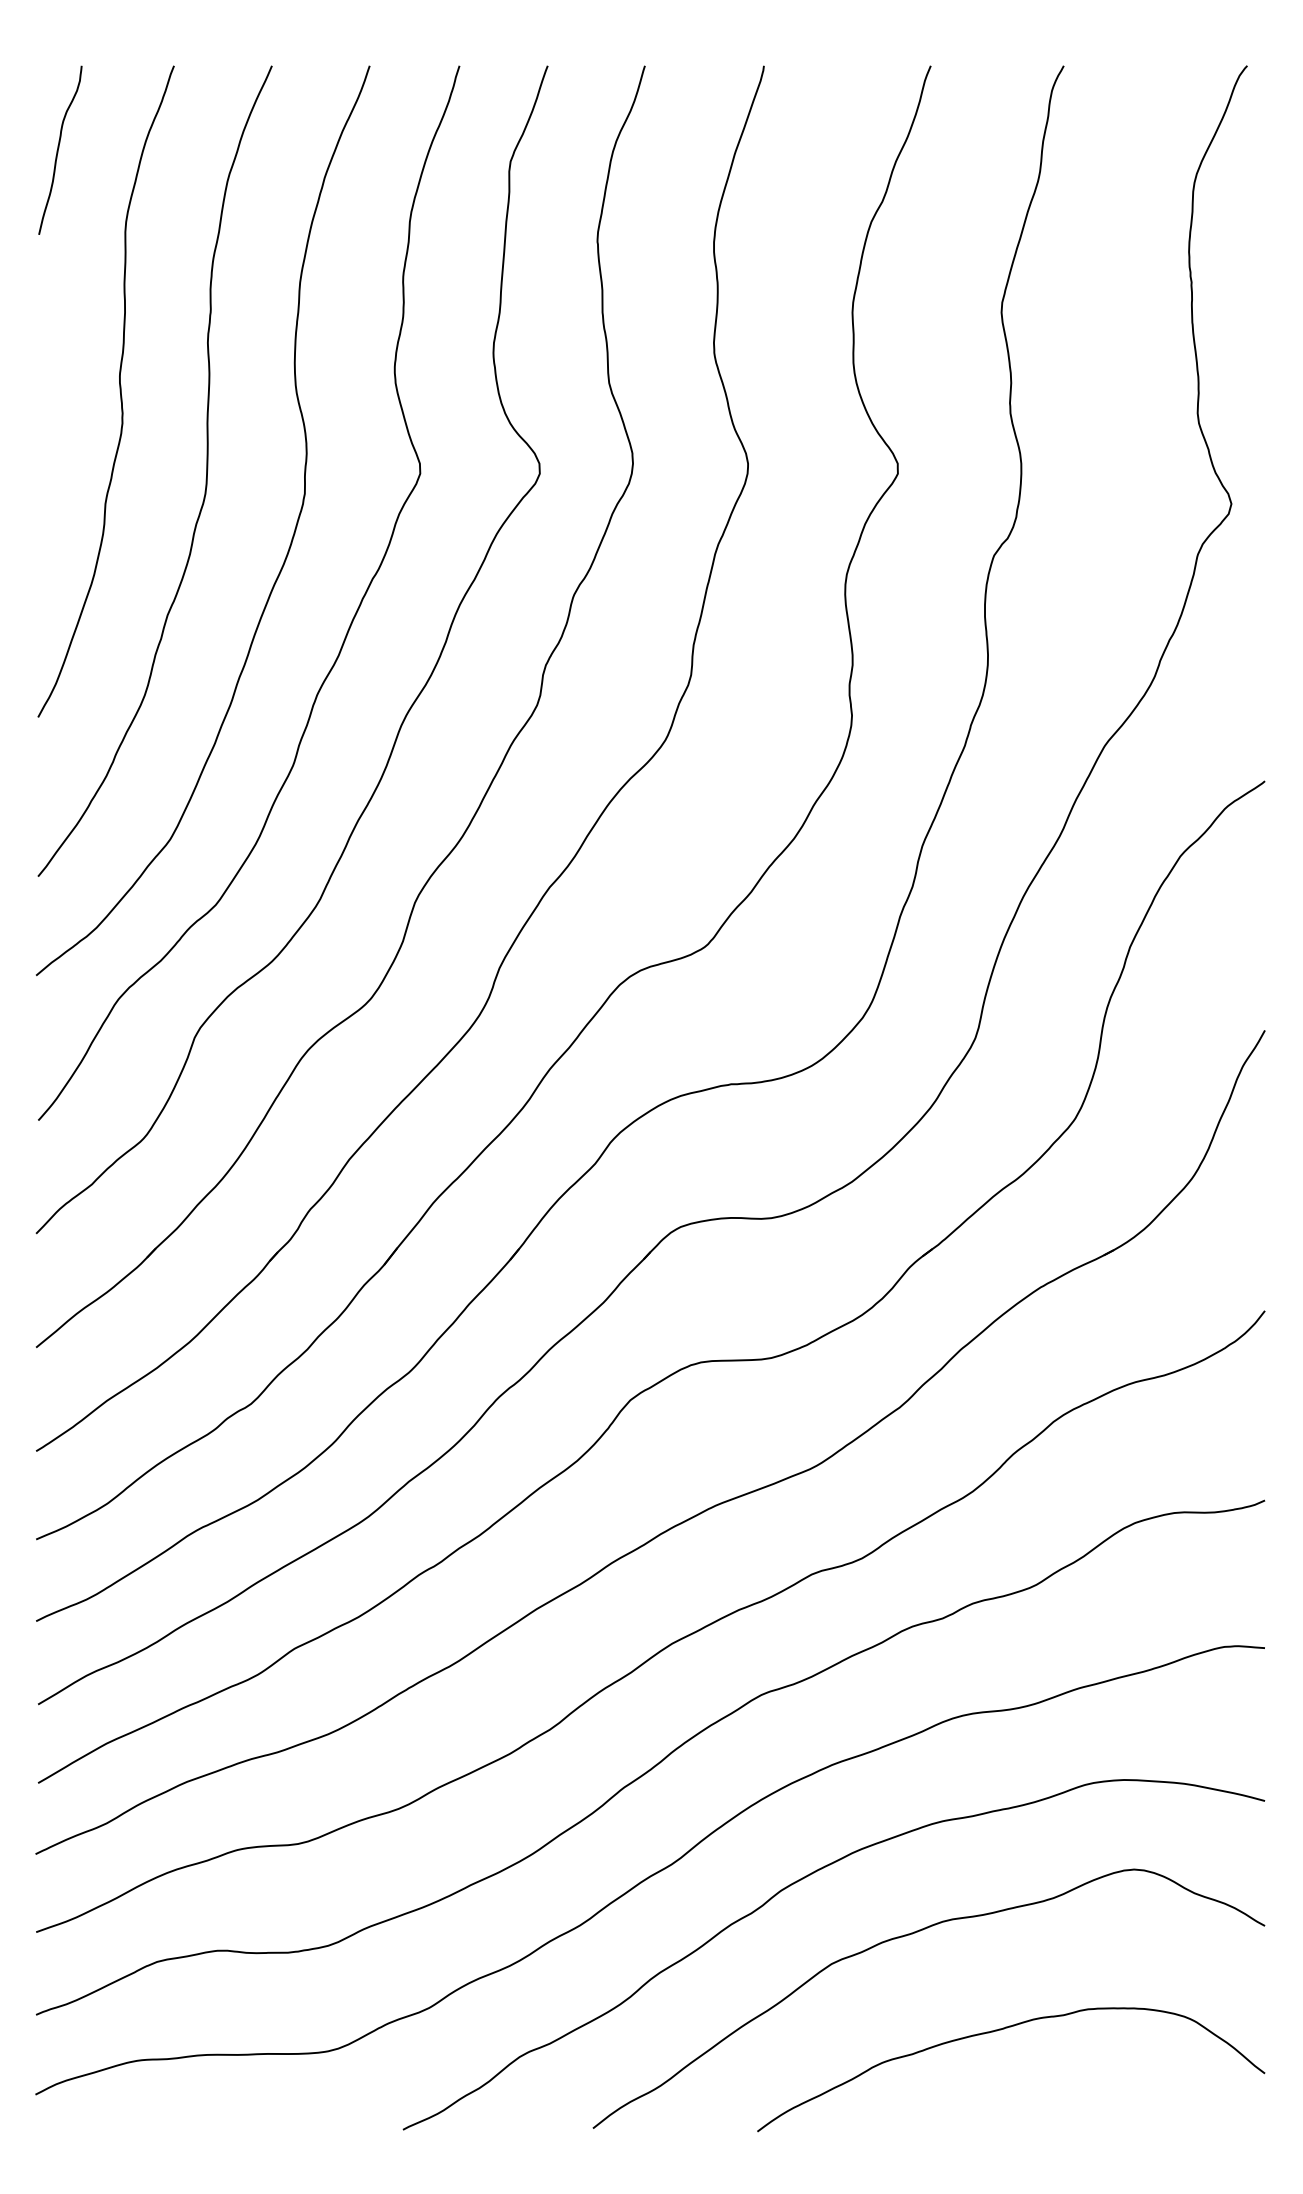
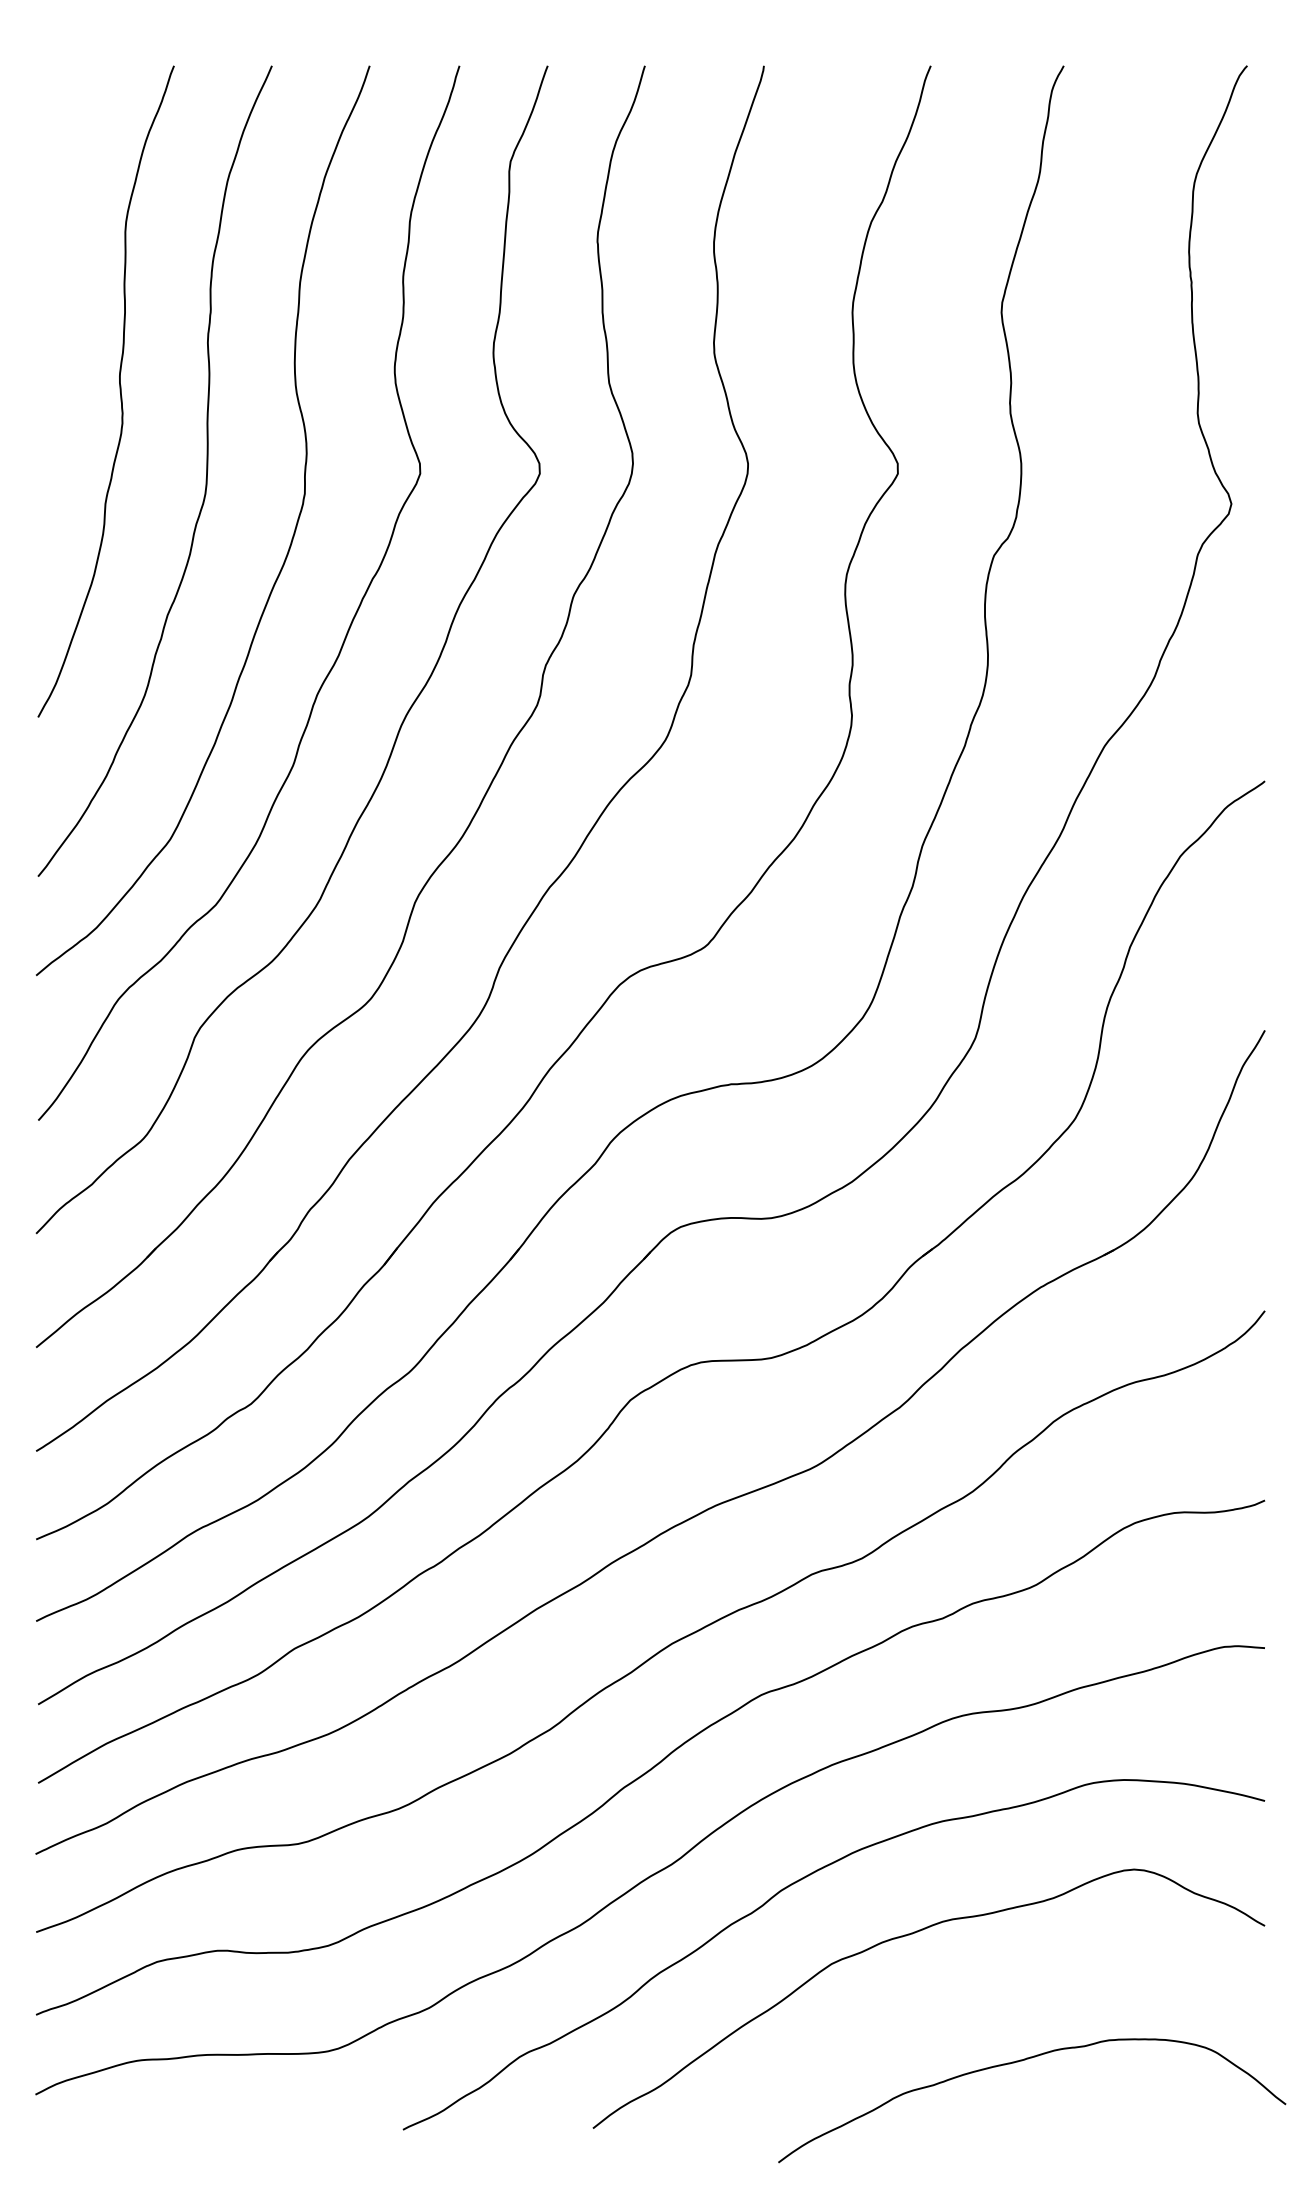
curve: present -> none (59, 148)
curve position: (1001, 2030) -> (1022, 2061) (1022, 2061)
